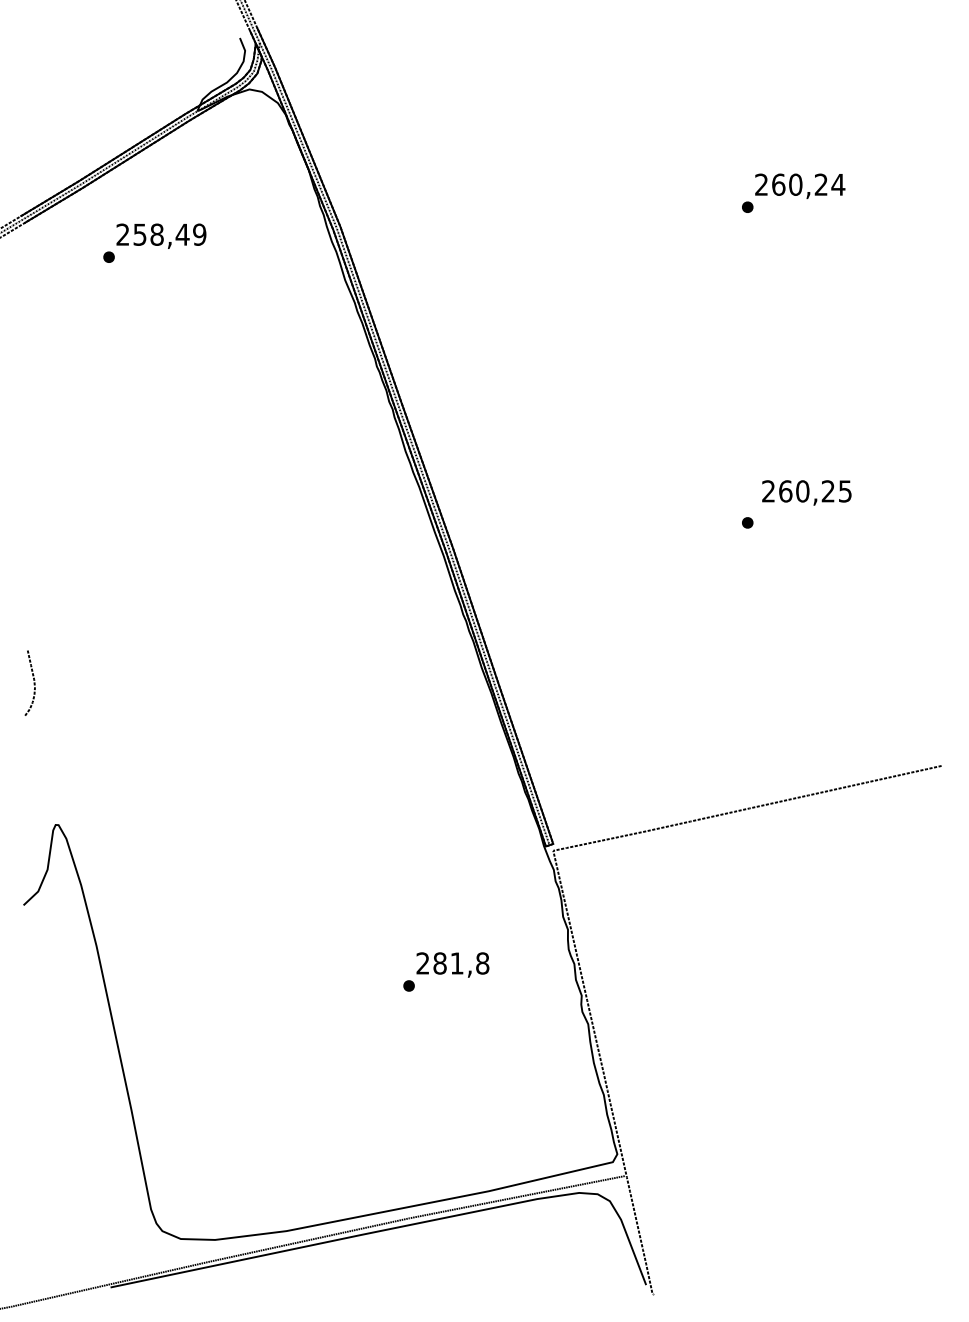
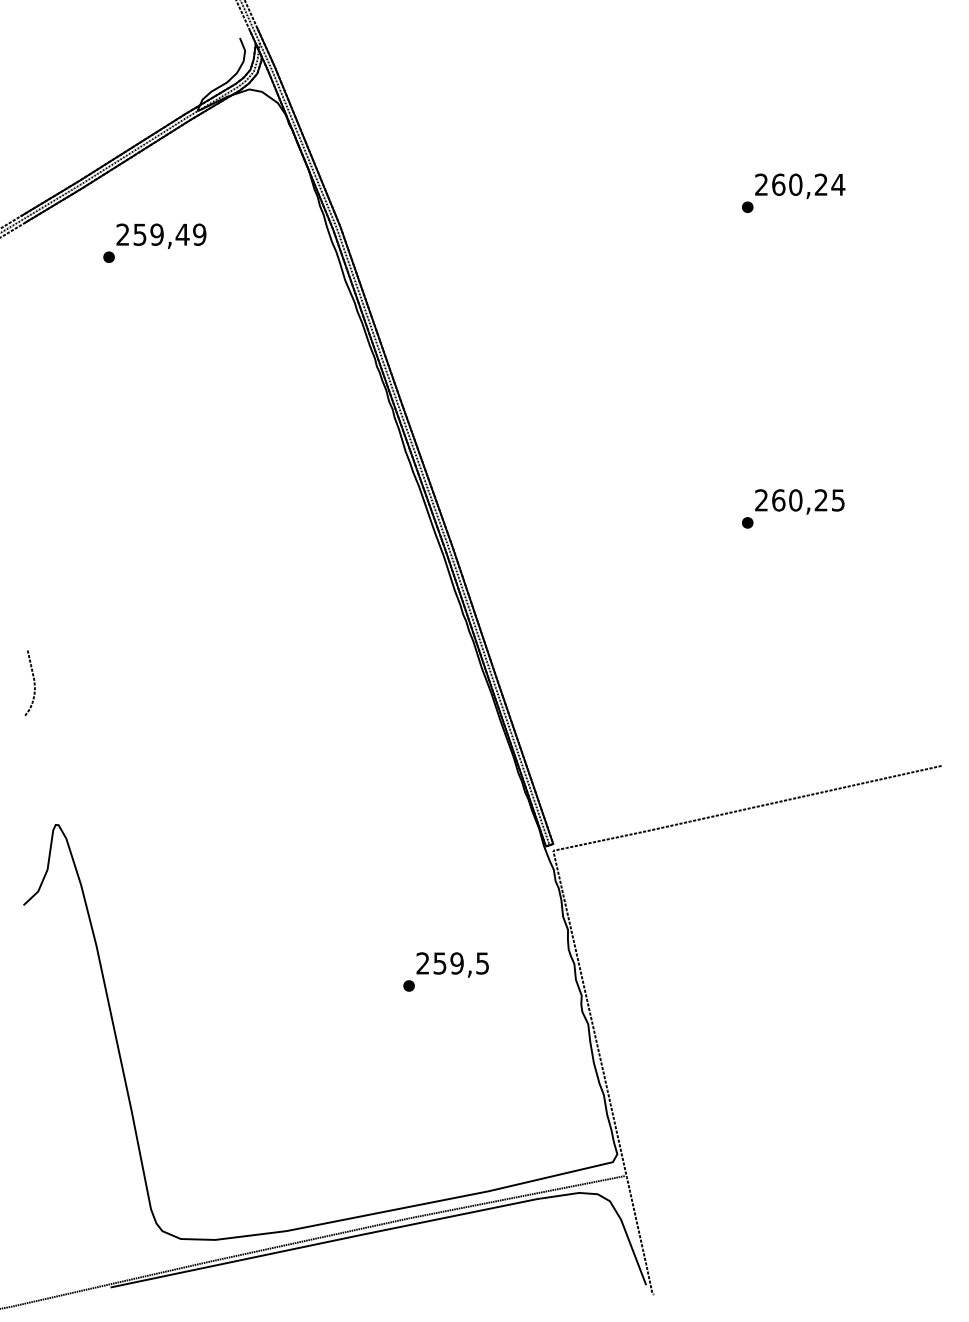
text: 258,49 -> 259,49 (156, 234)
text position: (806, 492) -> (799, 501) (799, 501)
text: 281,8 -> 259,5 (461, 963)
